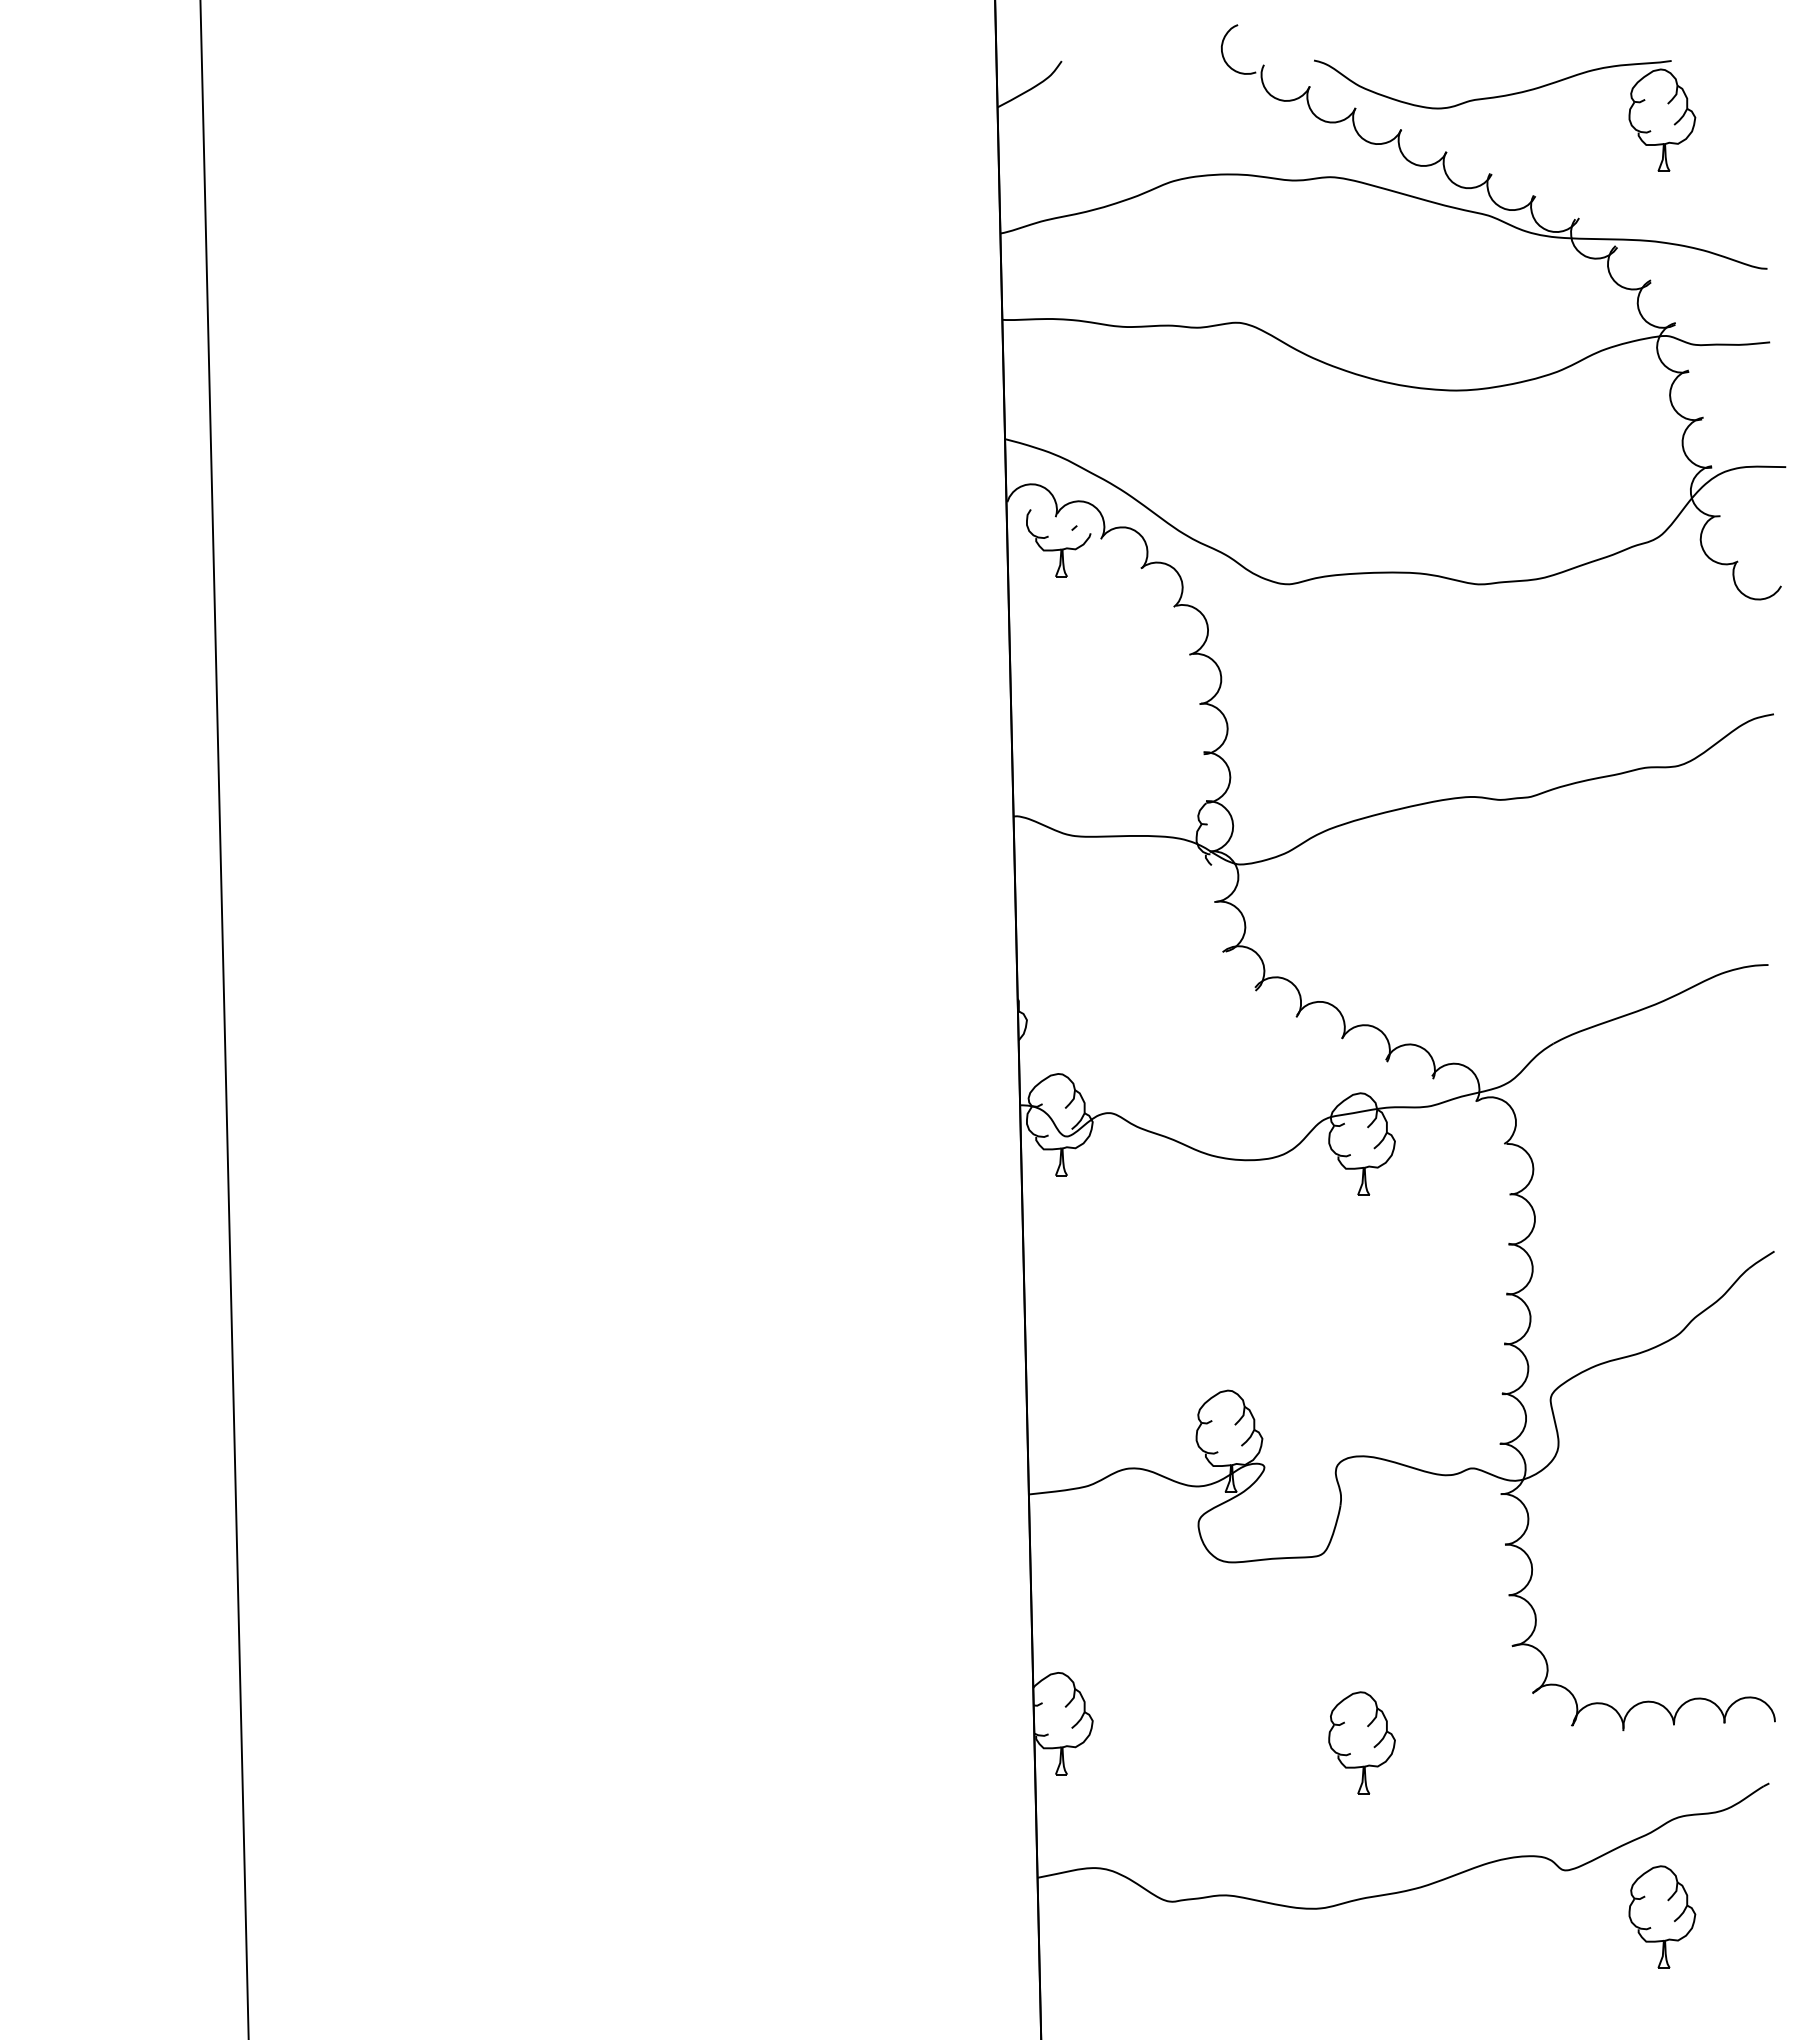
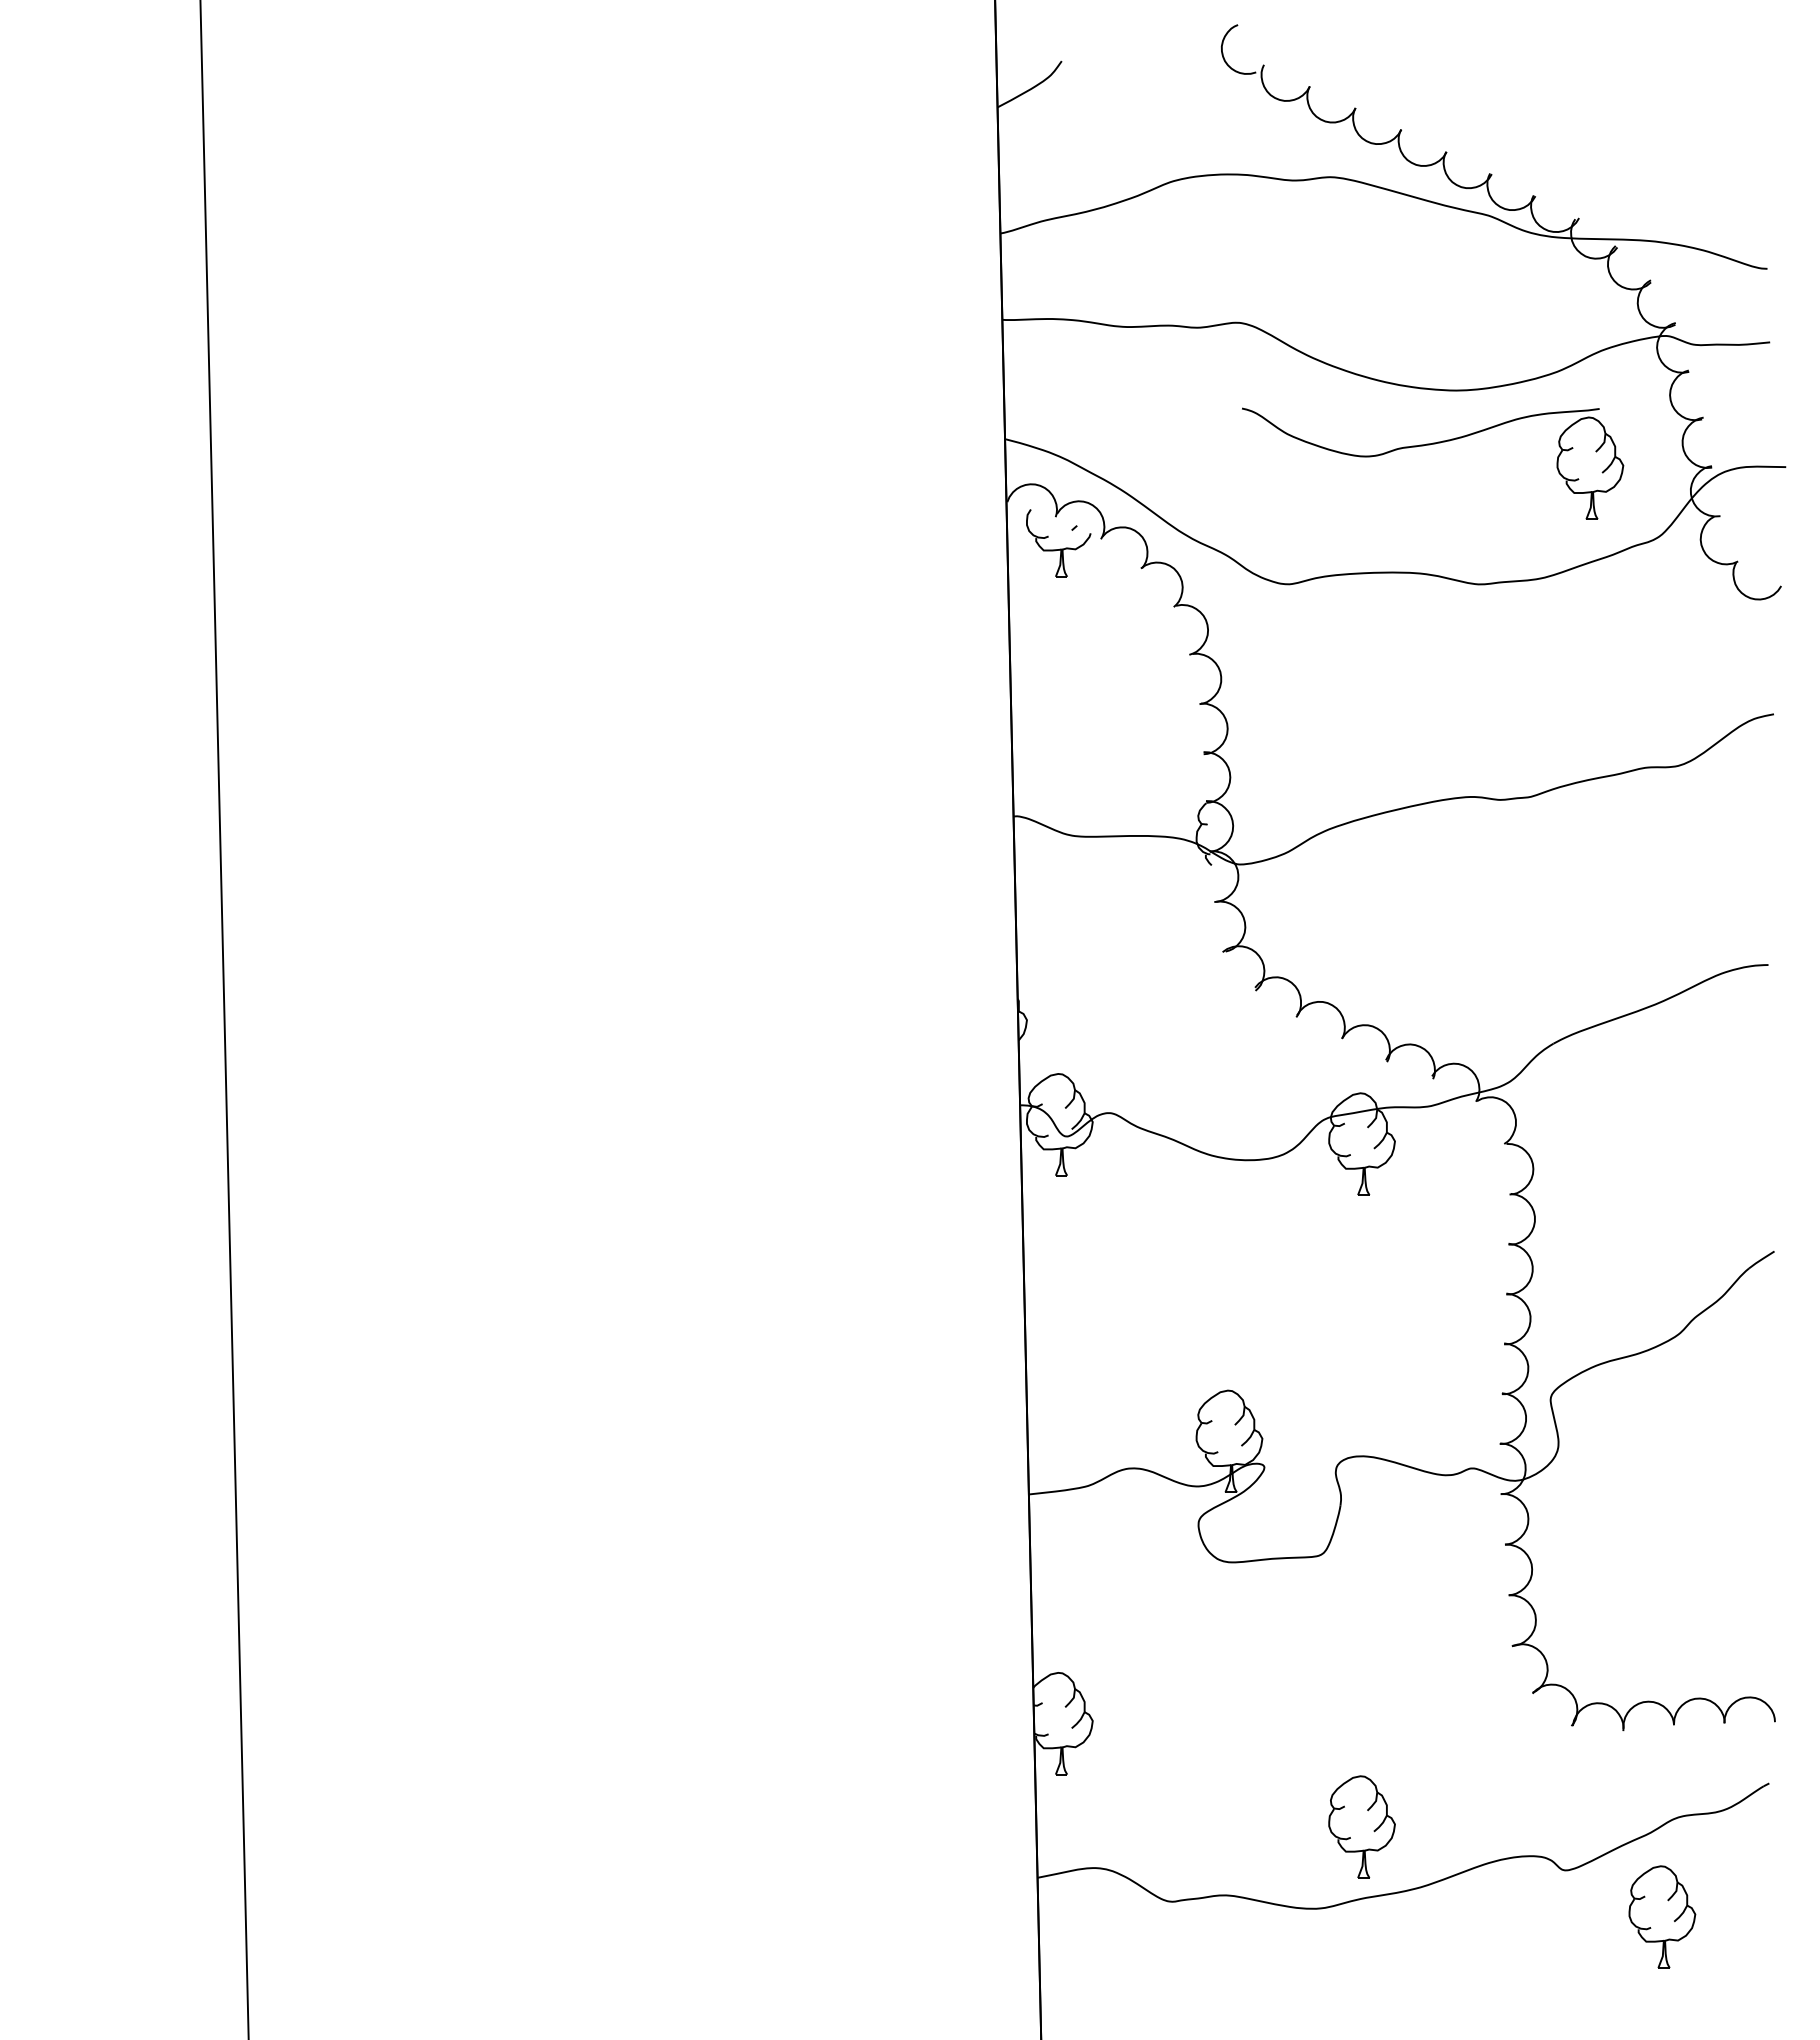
part position: (1502, 97) -> (1430, 445) (1430, 445)
part position: (1361, 1742) -> (1361, 1826) (1361, 1826)
